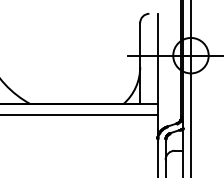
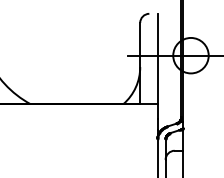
line: present -> none (190, 88)
line: present -> none (79, 114)
